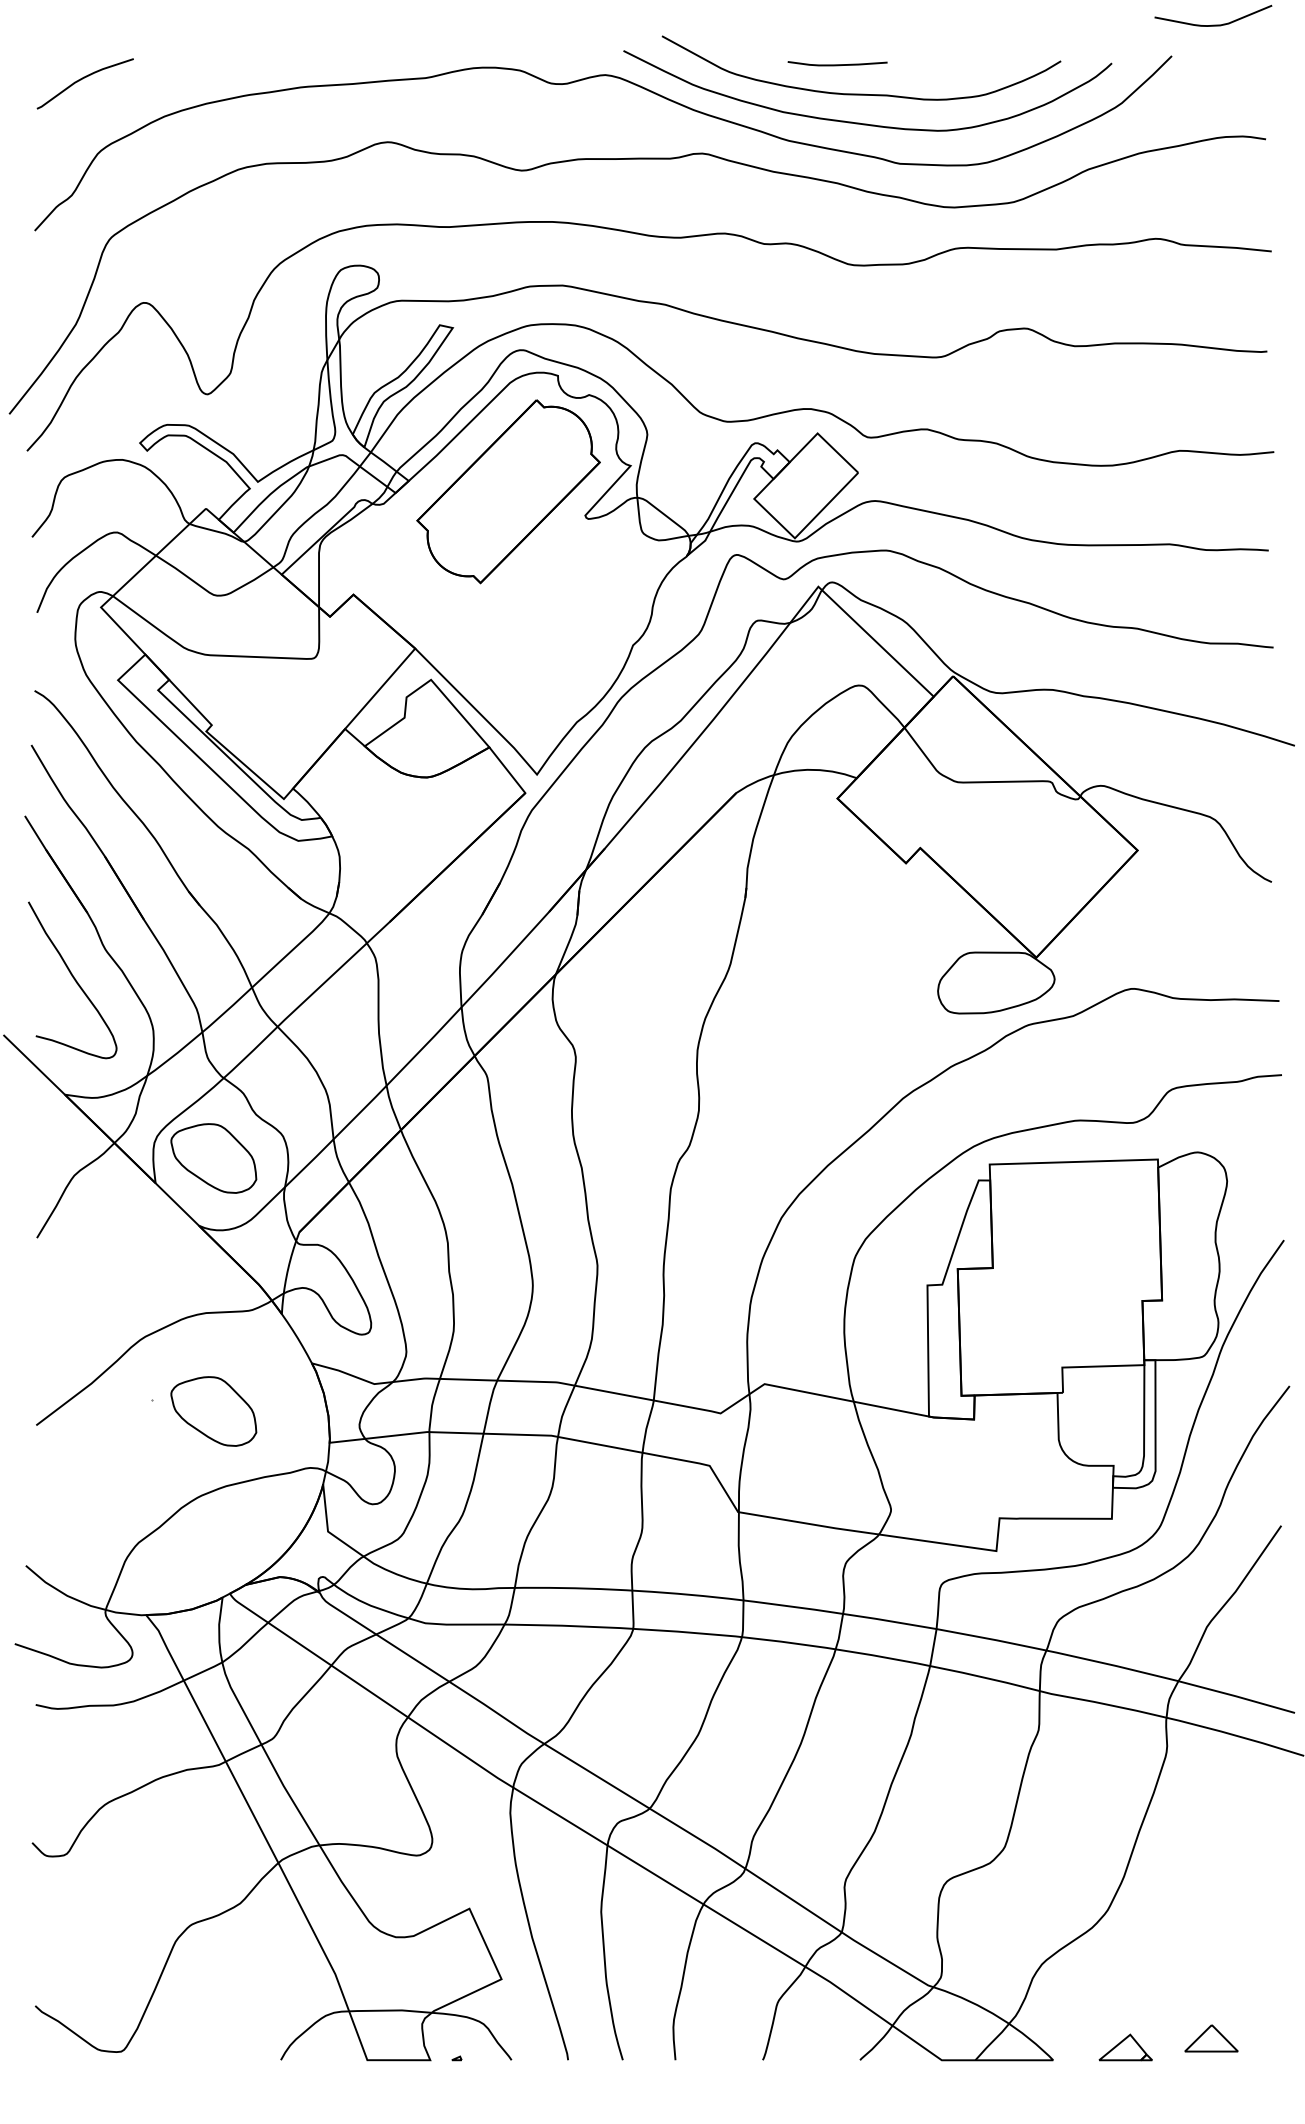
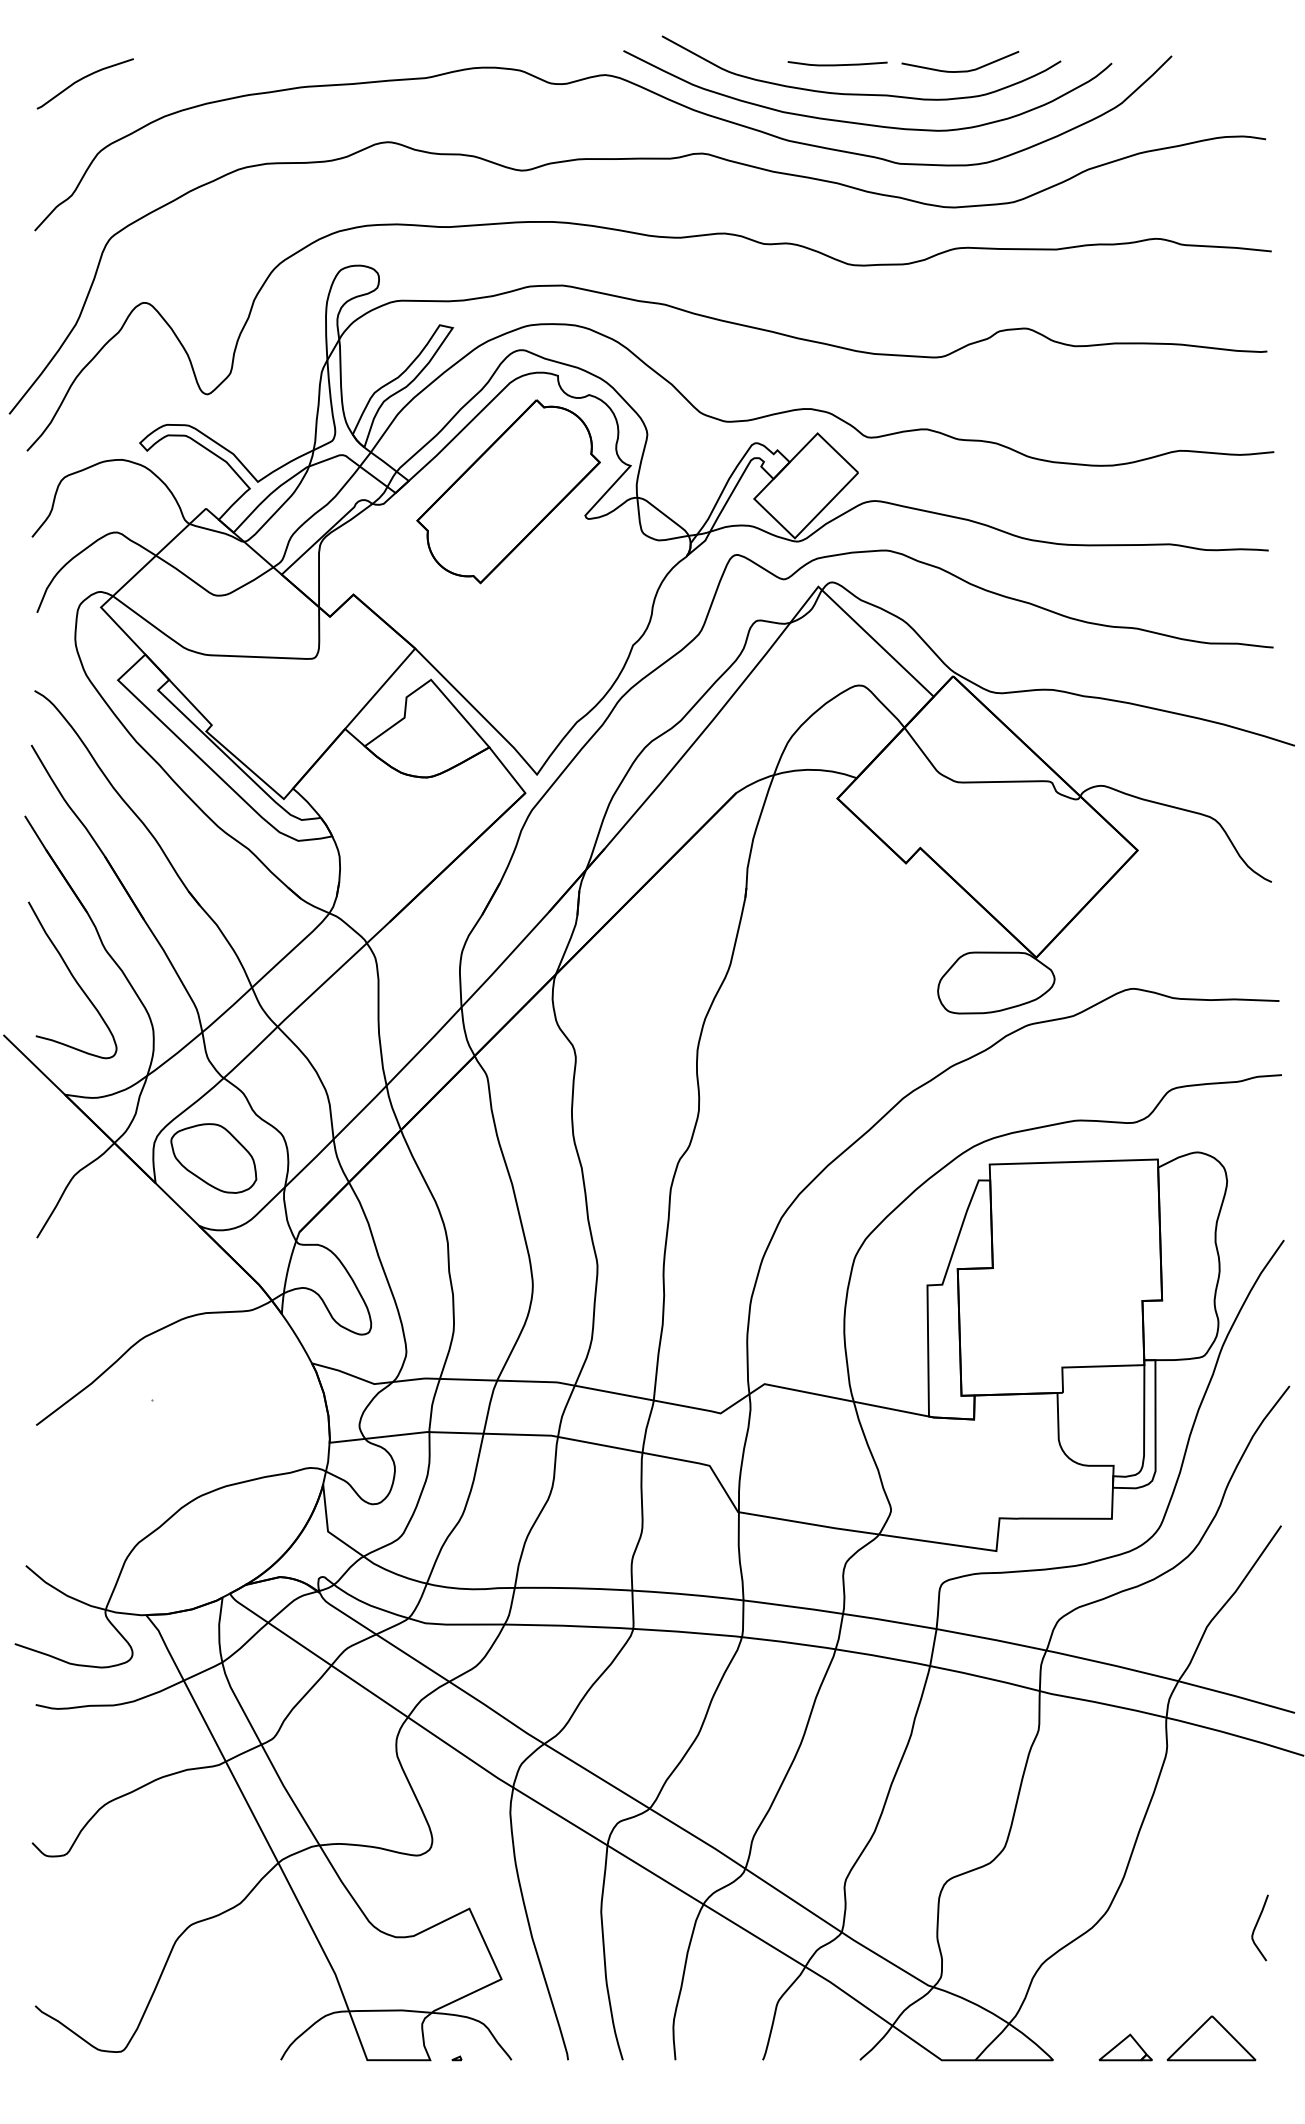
curve position: (1213, 24) -> (960, 70) (960, 70)
part: present -> none (213, 1411)
curve: none -> present (1256, 1927)
part size: 55x29 px -> 91x47 px (1211, 2038)
